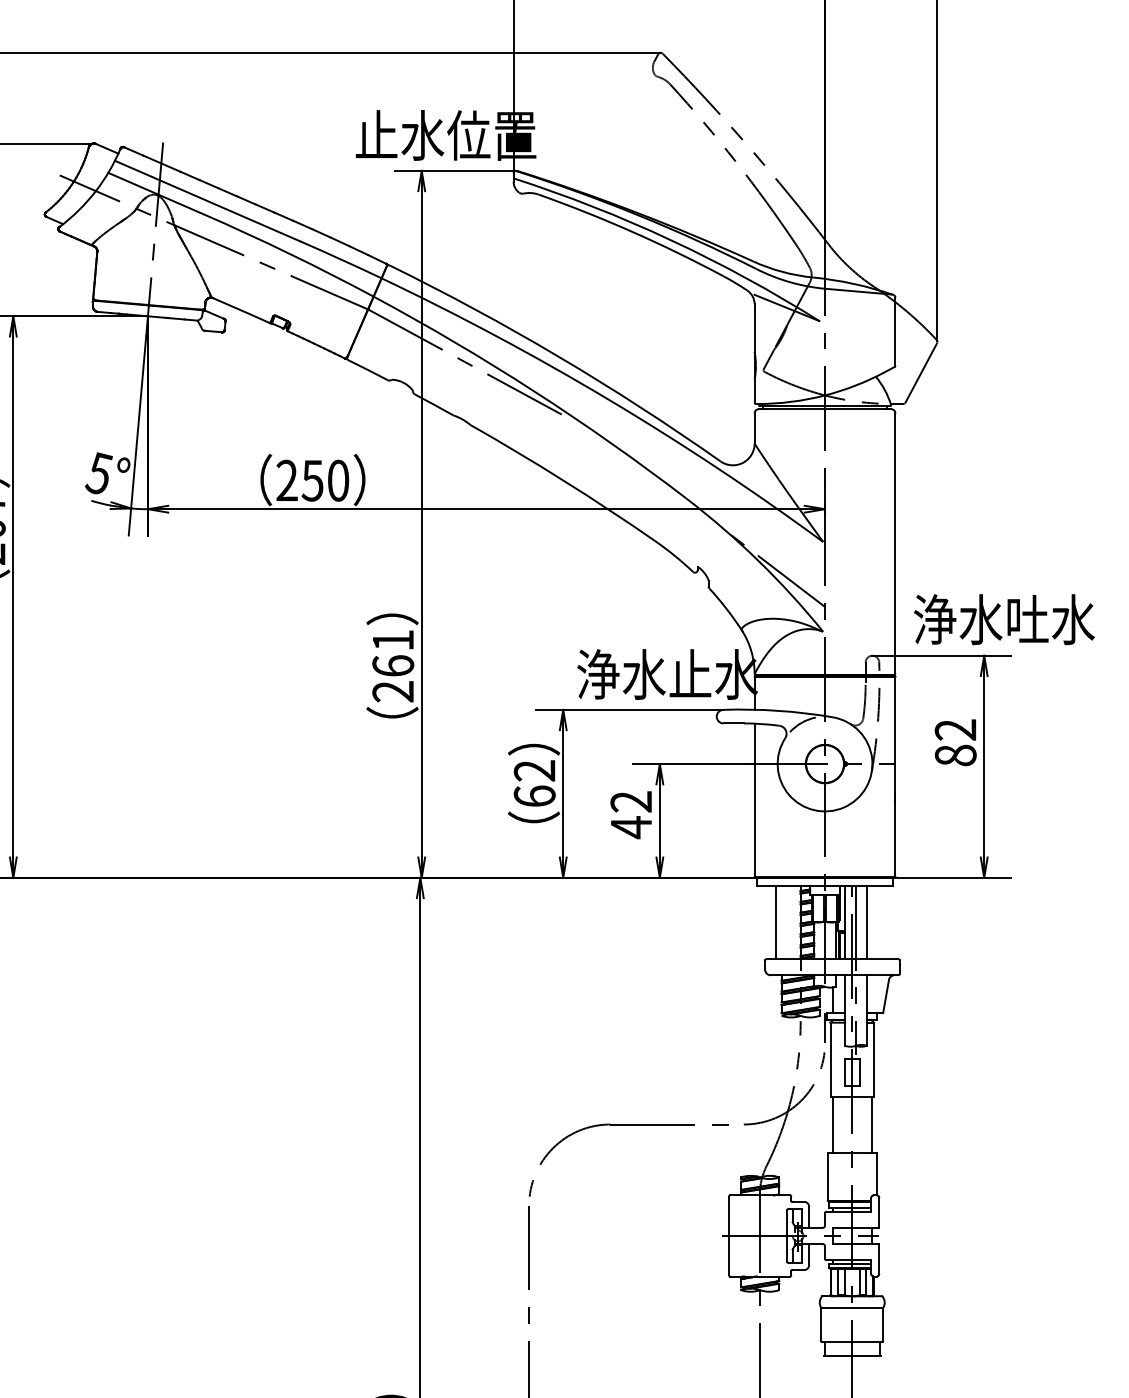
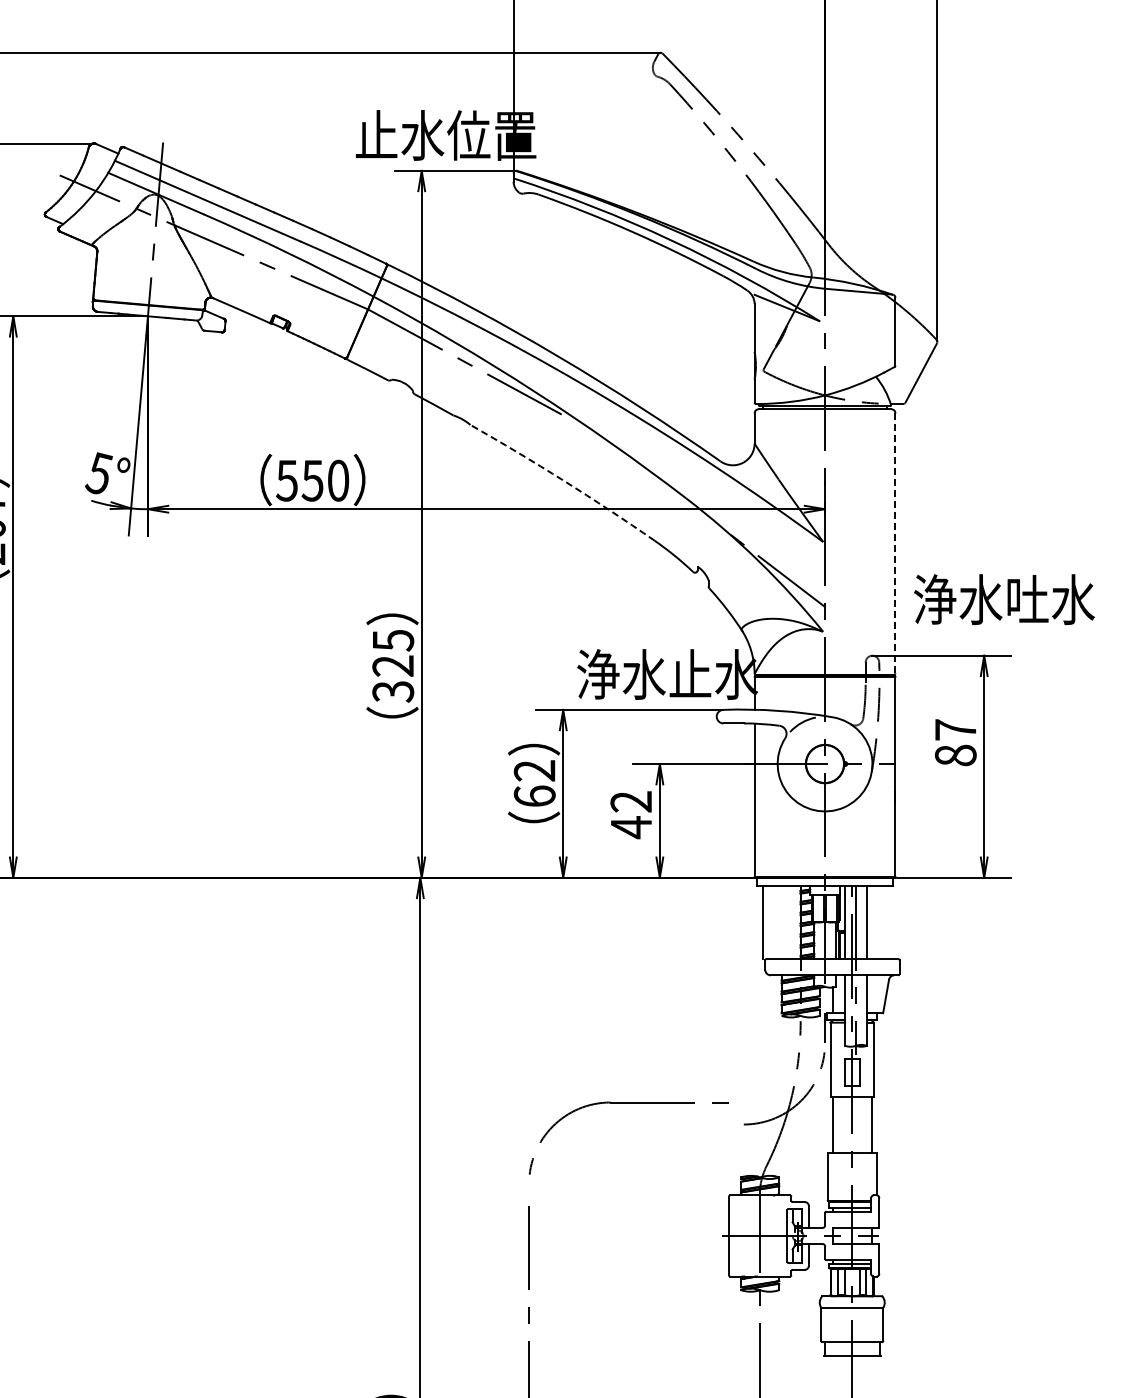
text: 250 -> 550 (286, 480)
arc: solid -> dashed (563, 480)
line: solid -> dashed (895, 543)
text position: (1004, 619) -> (1004, 599) (1004, 599)
text: 261 -> 325 (393, 666)
text: 82 -> 87 (955, 729)
line position: (776, 922) -> (763, 922) (763, 922)
part position: (628, 1125) -> (628, 1103) (628, 1103)
